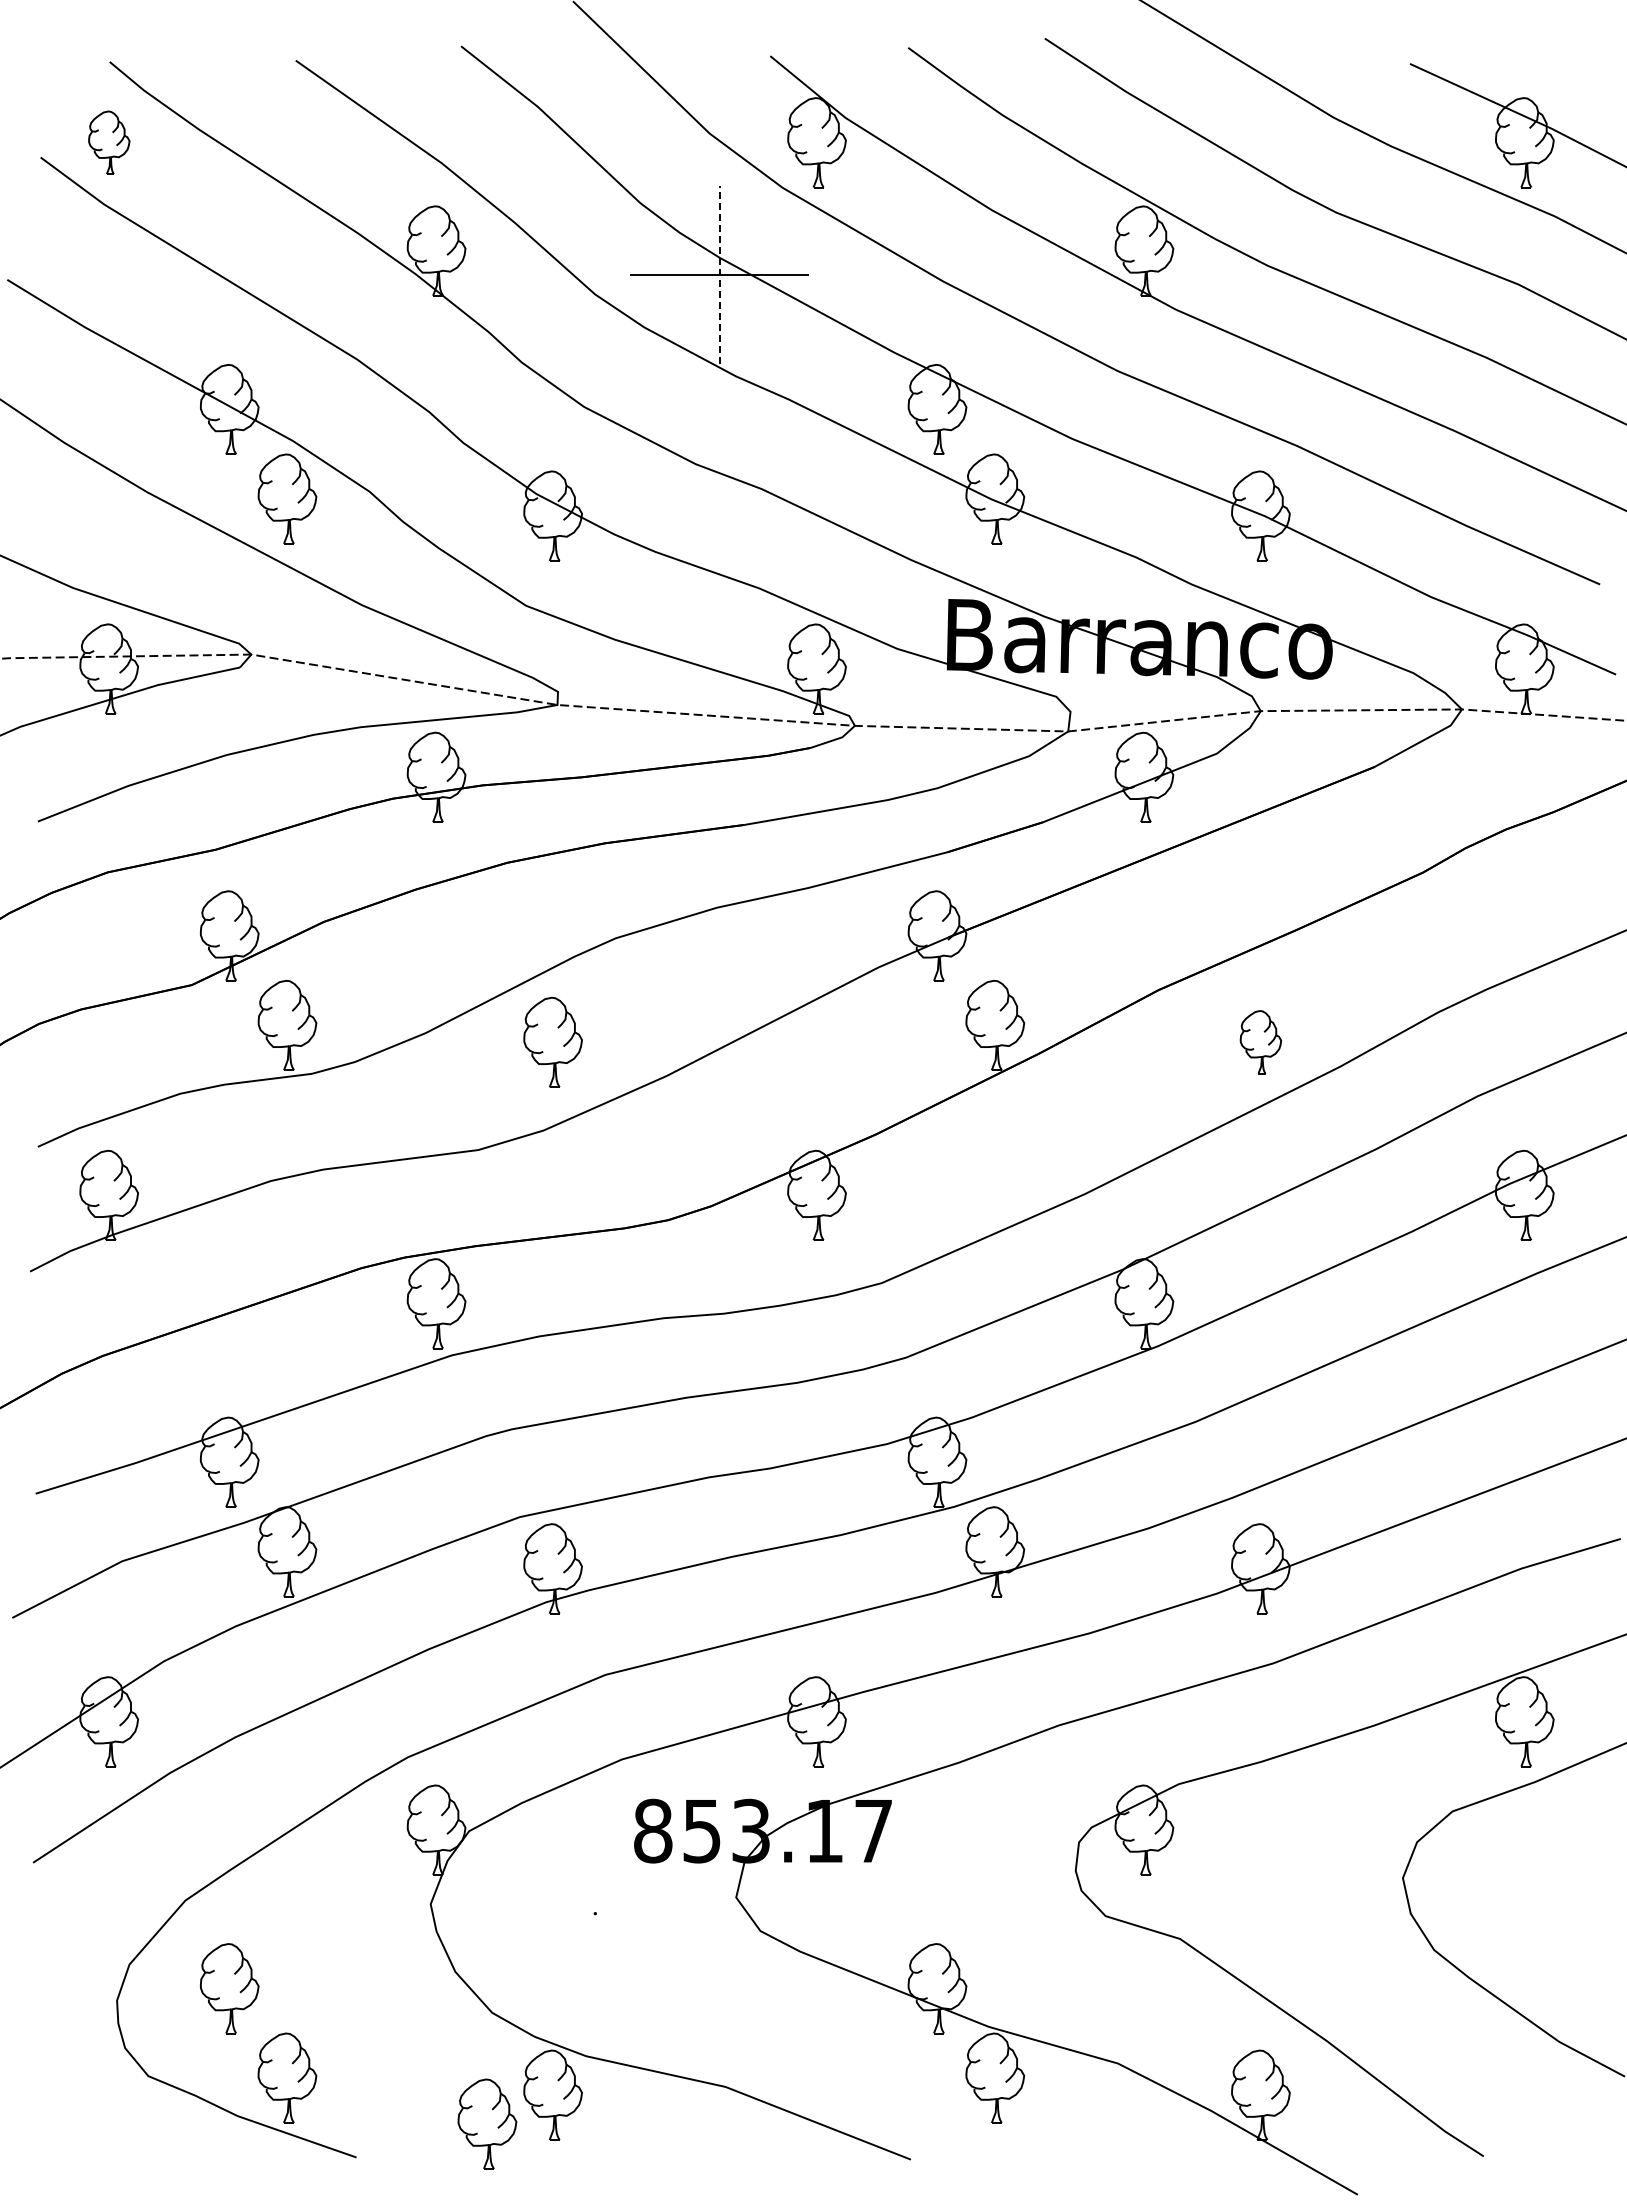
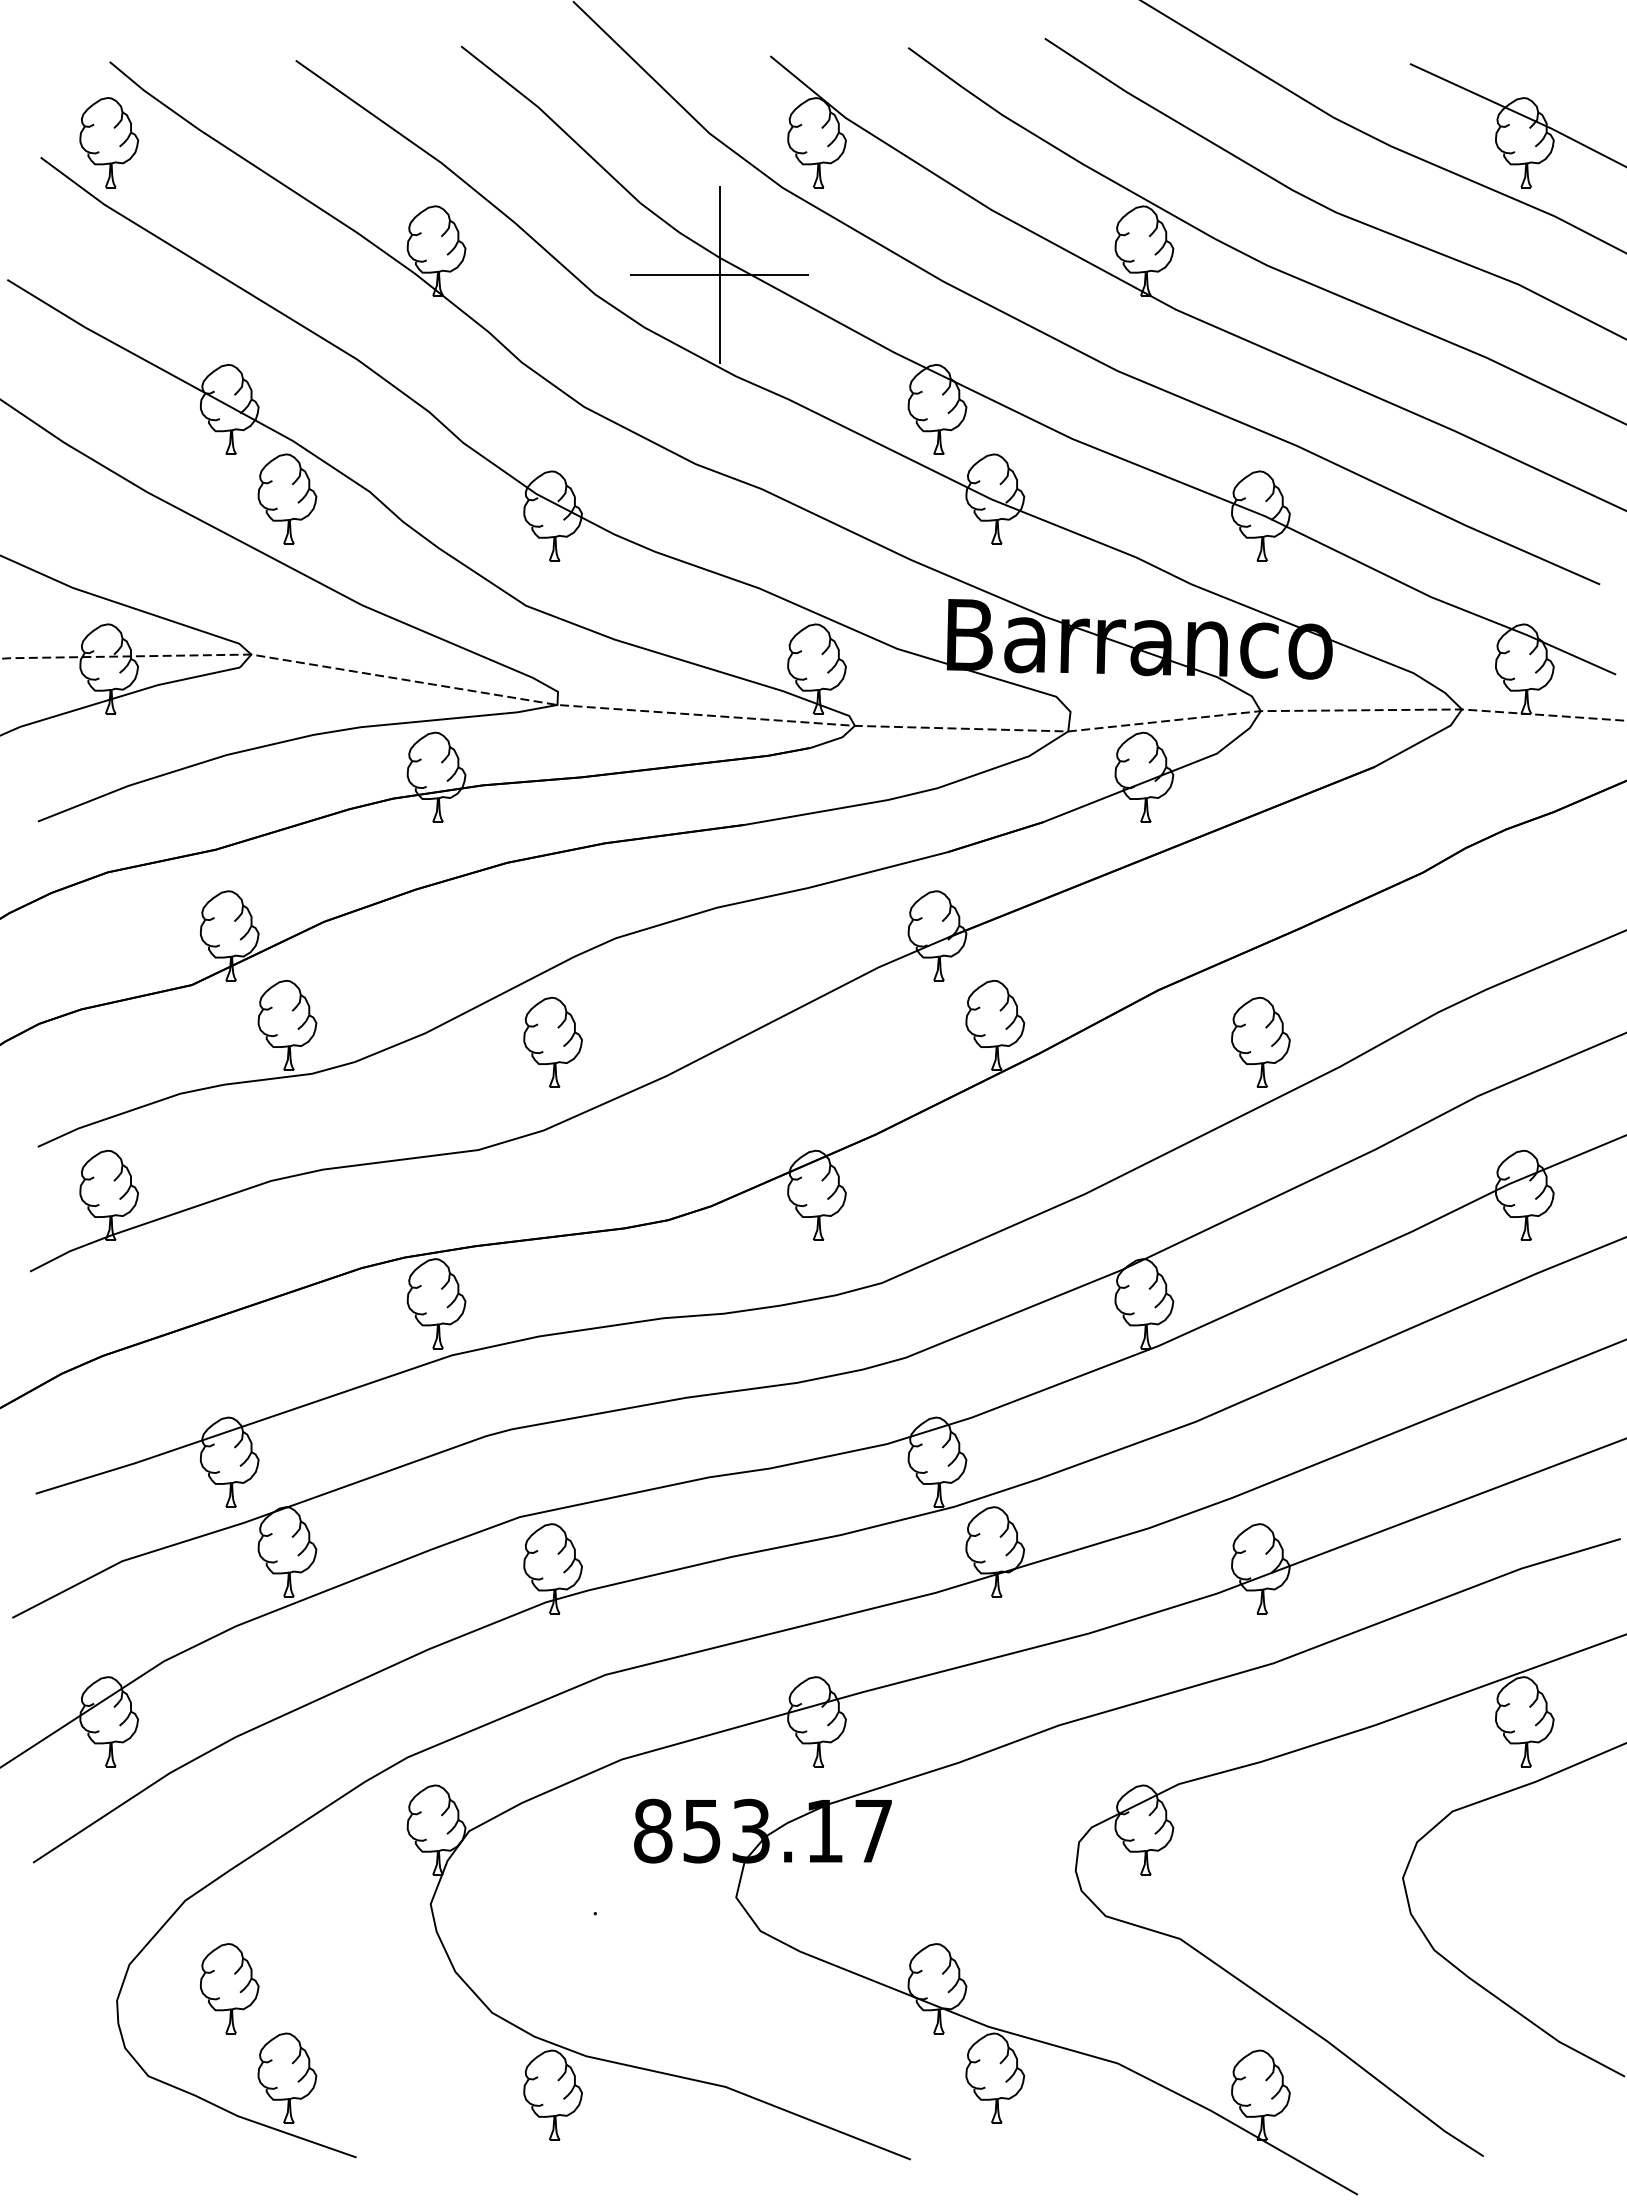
part size: 43x65 px -> 61x92 px (109, 142)
line: dashed -> solid (719, 274)
part size: 44x65 px -> 60x92 px (1260, 1041)
part: present -> none (487, 2123)
